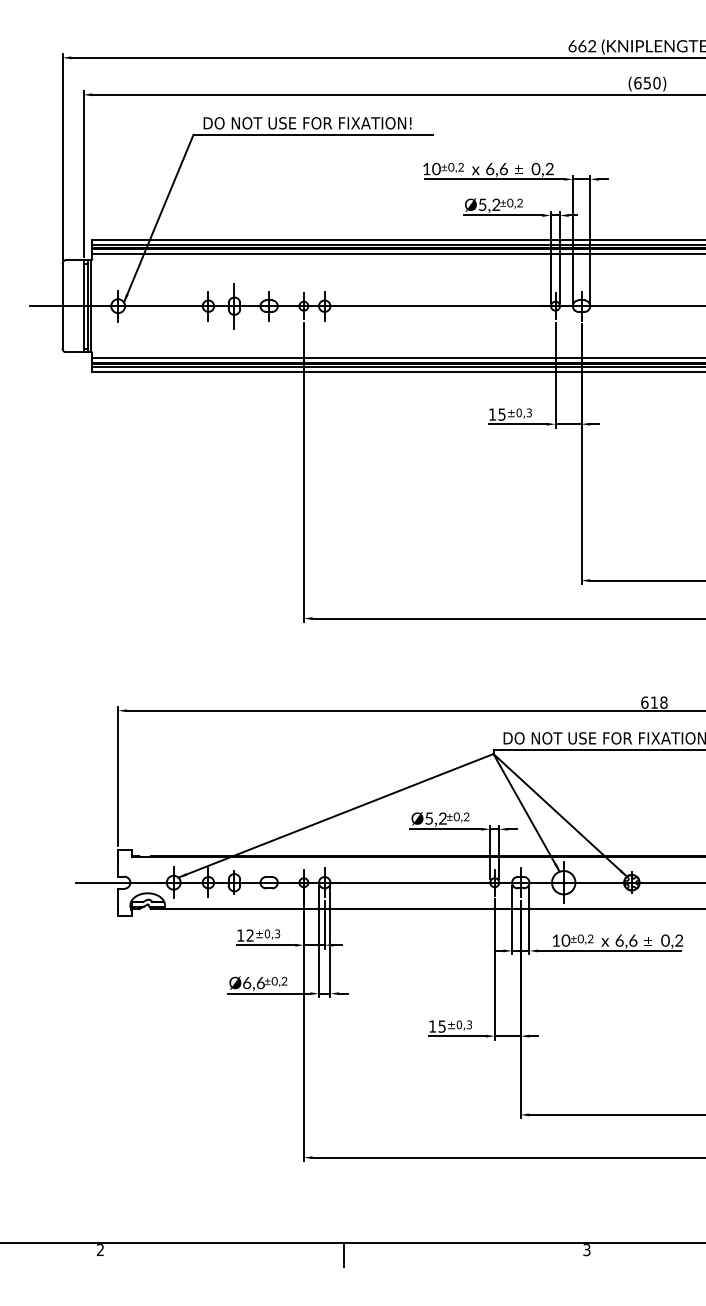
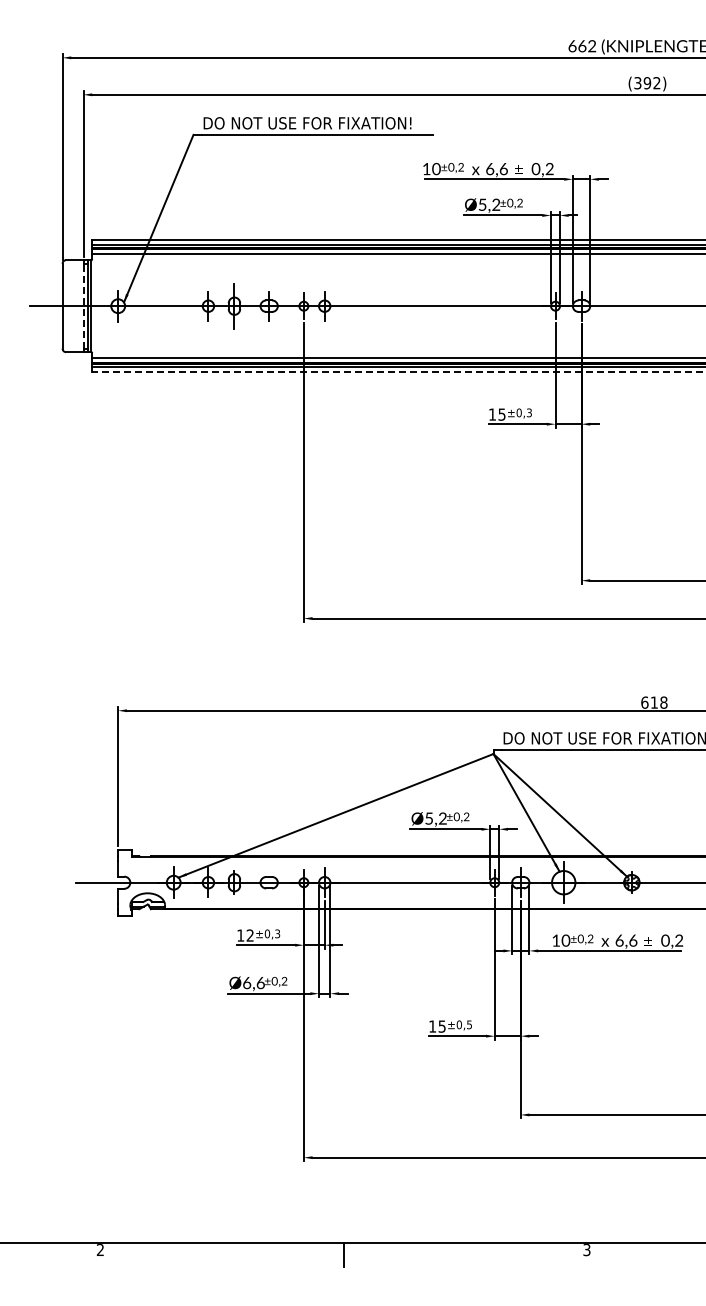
text: (650) -> (392) (647, 83)
line: solid -> dashed (83, 306)
line: solid -> dashed (399, 372)
text: ±0,3 -> ±0,5 (469, 1024)
